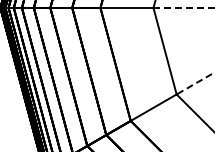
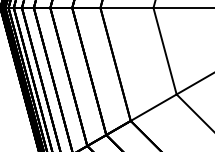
line: dashed -> solid (184, 8)
line: dashed -> solid (195, 83)
